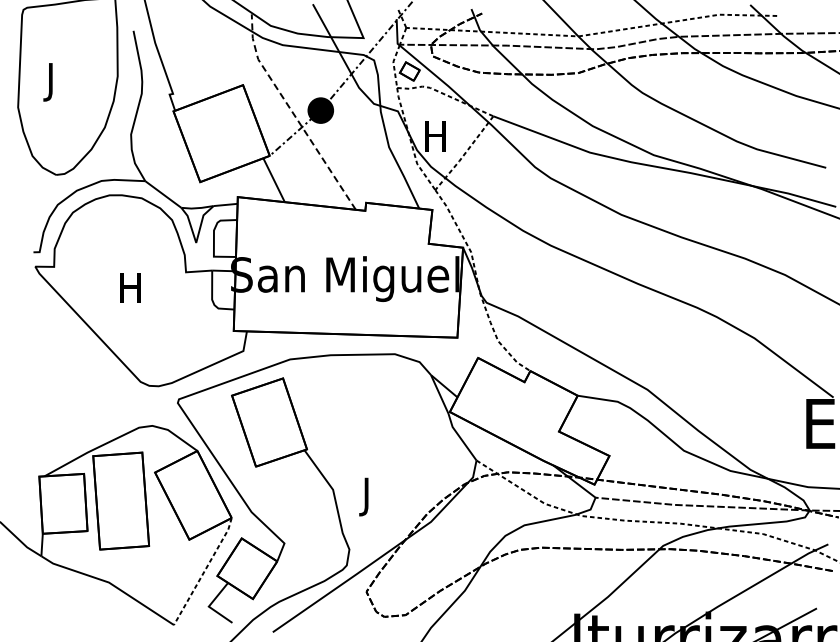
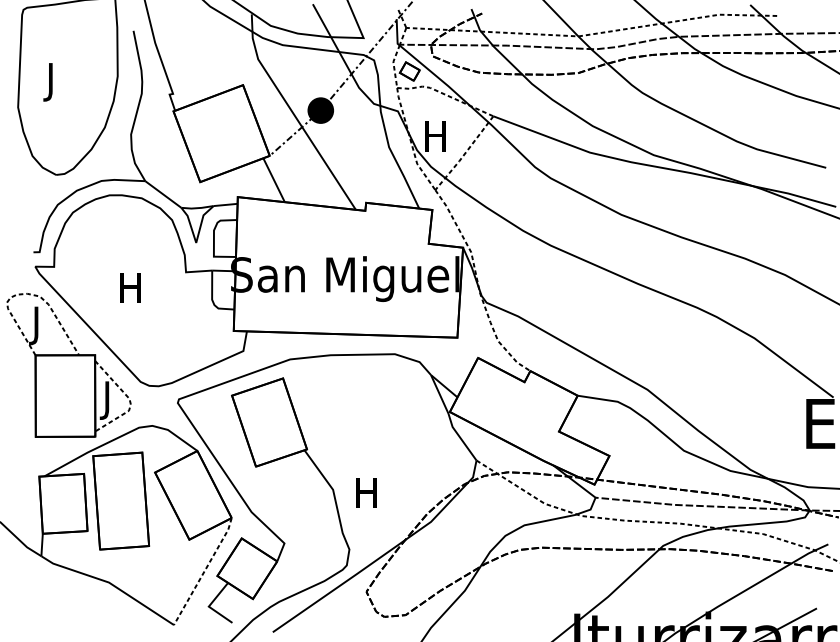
line: dashed -> solid (293, 113)
part: none -> present (68, 365)
text: J -> H (366, 496)
